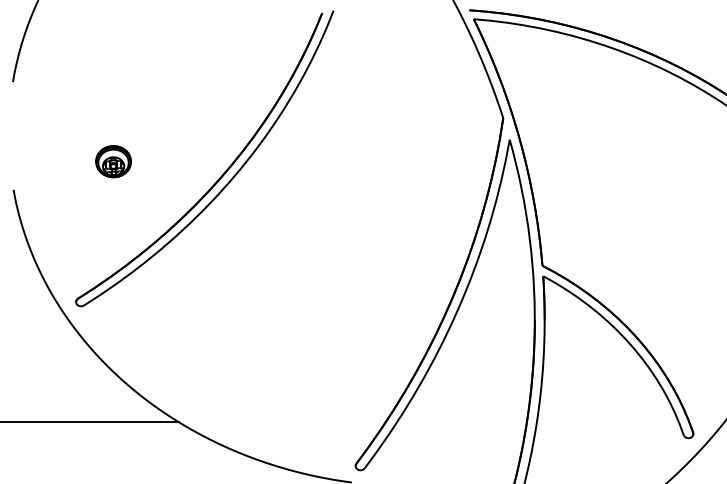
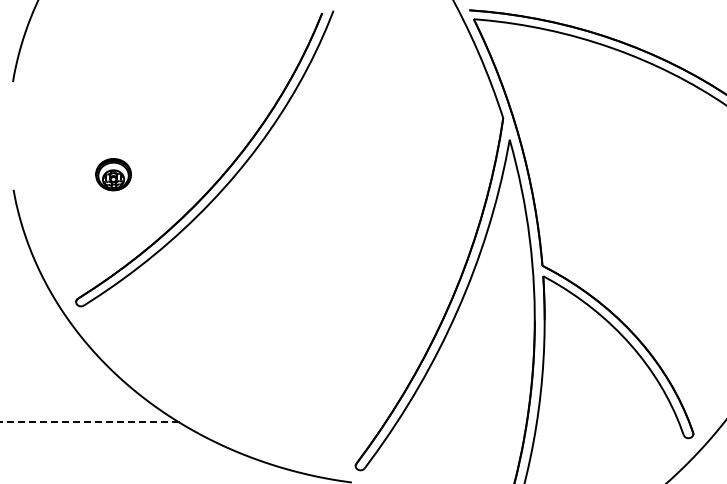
part position: (113, 161) -> (113, 174) (113, 174)
line: solid -> dashed (88, 422)
